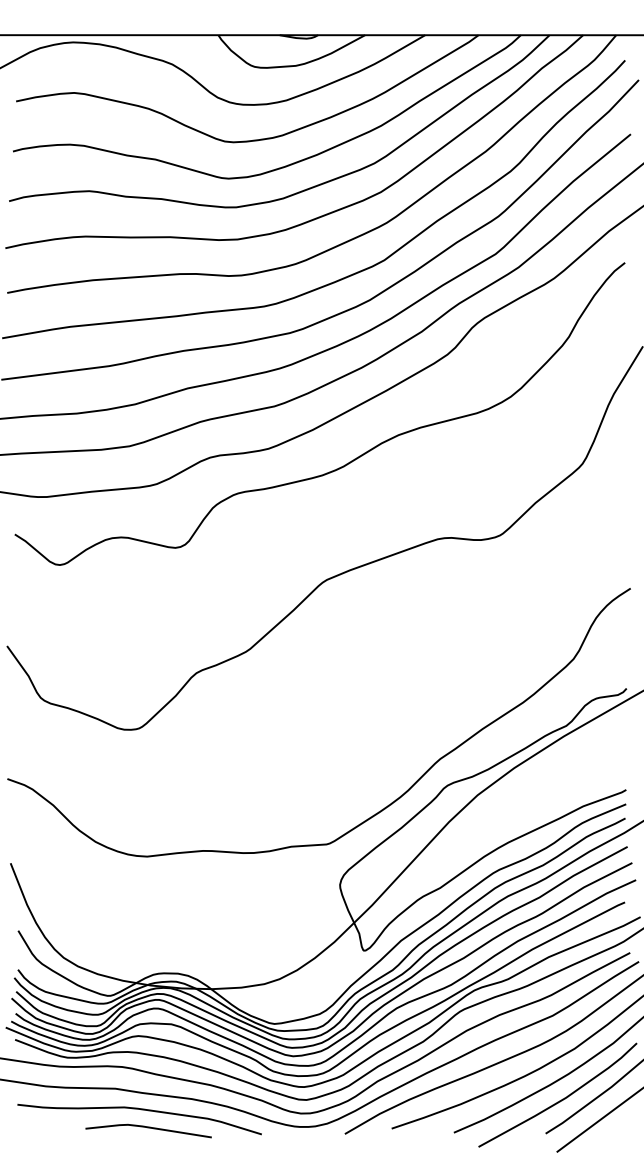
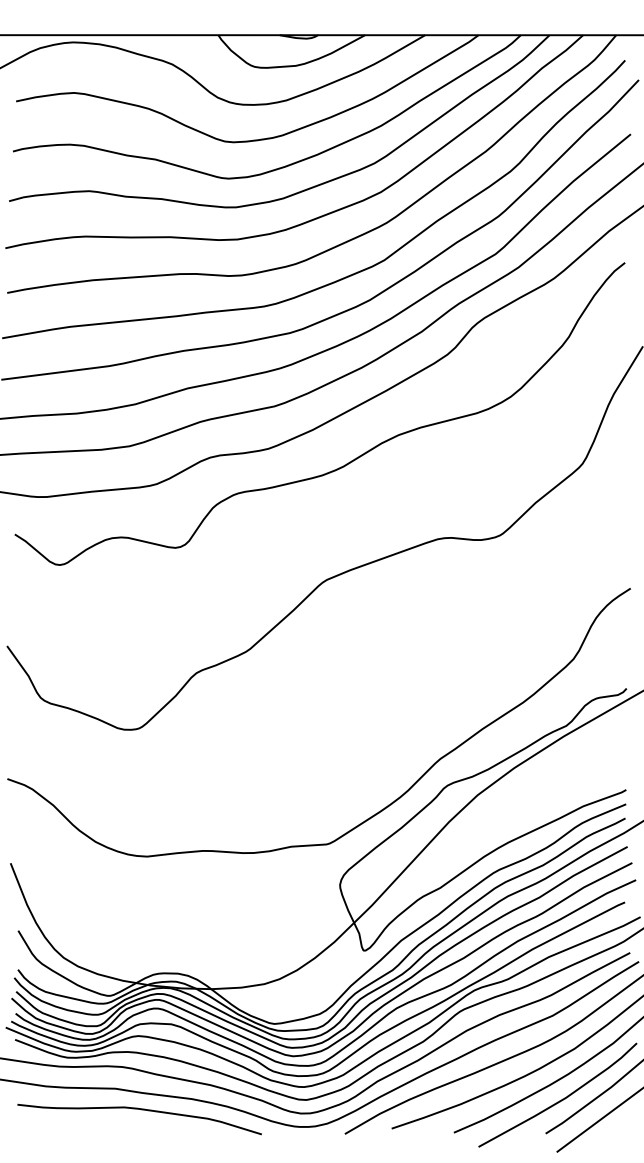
line: present -> none (148, 1128)
